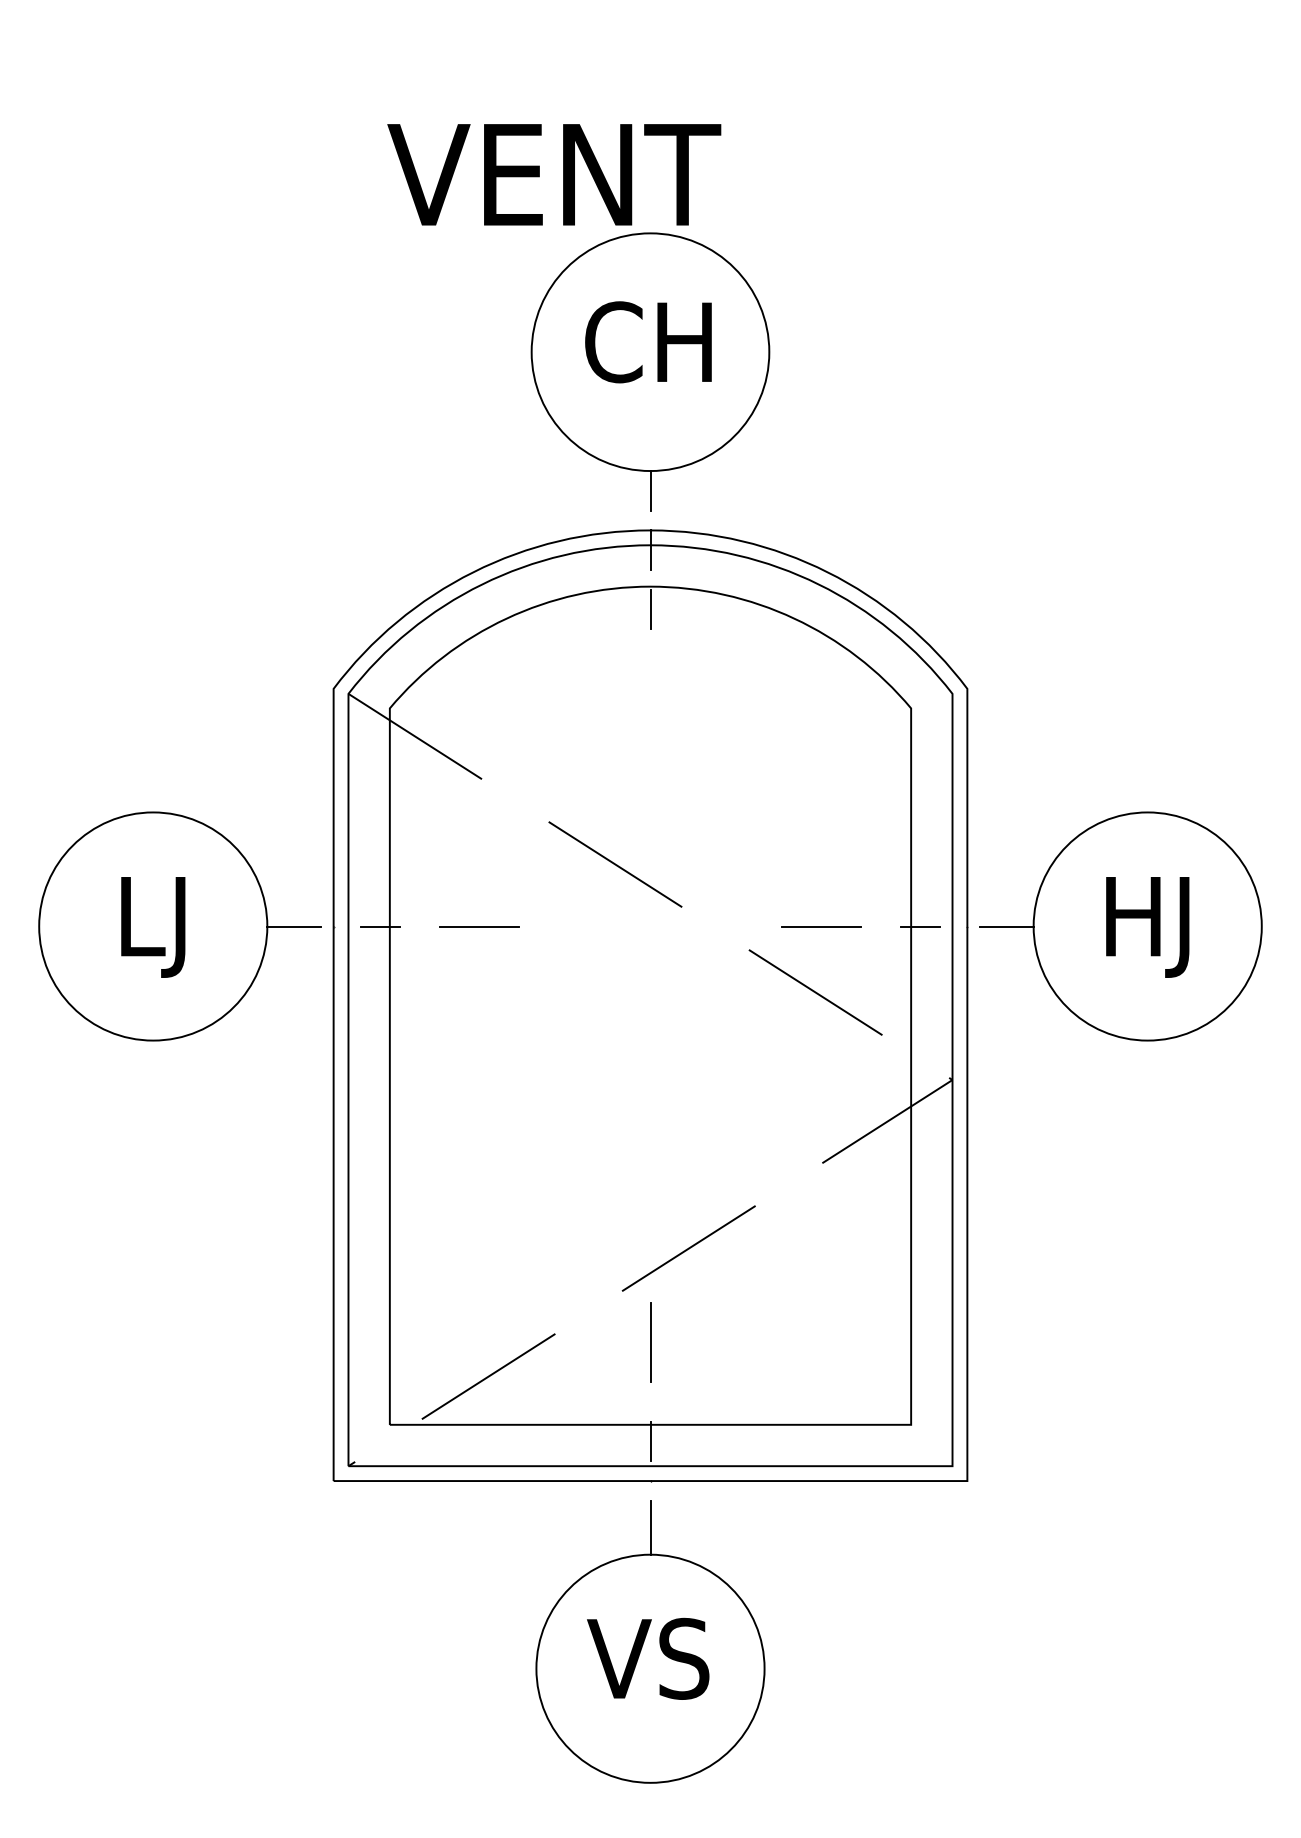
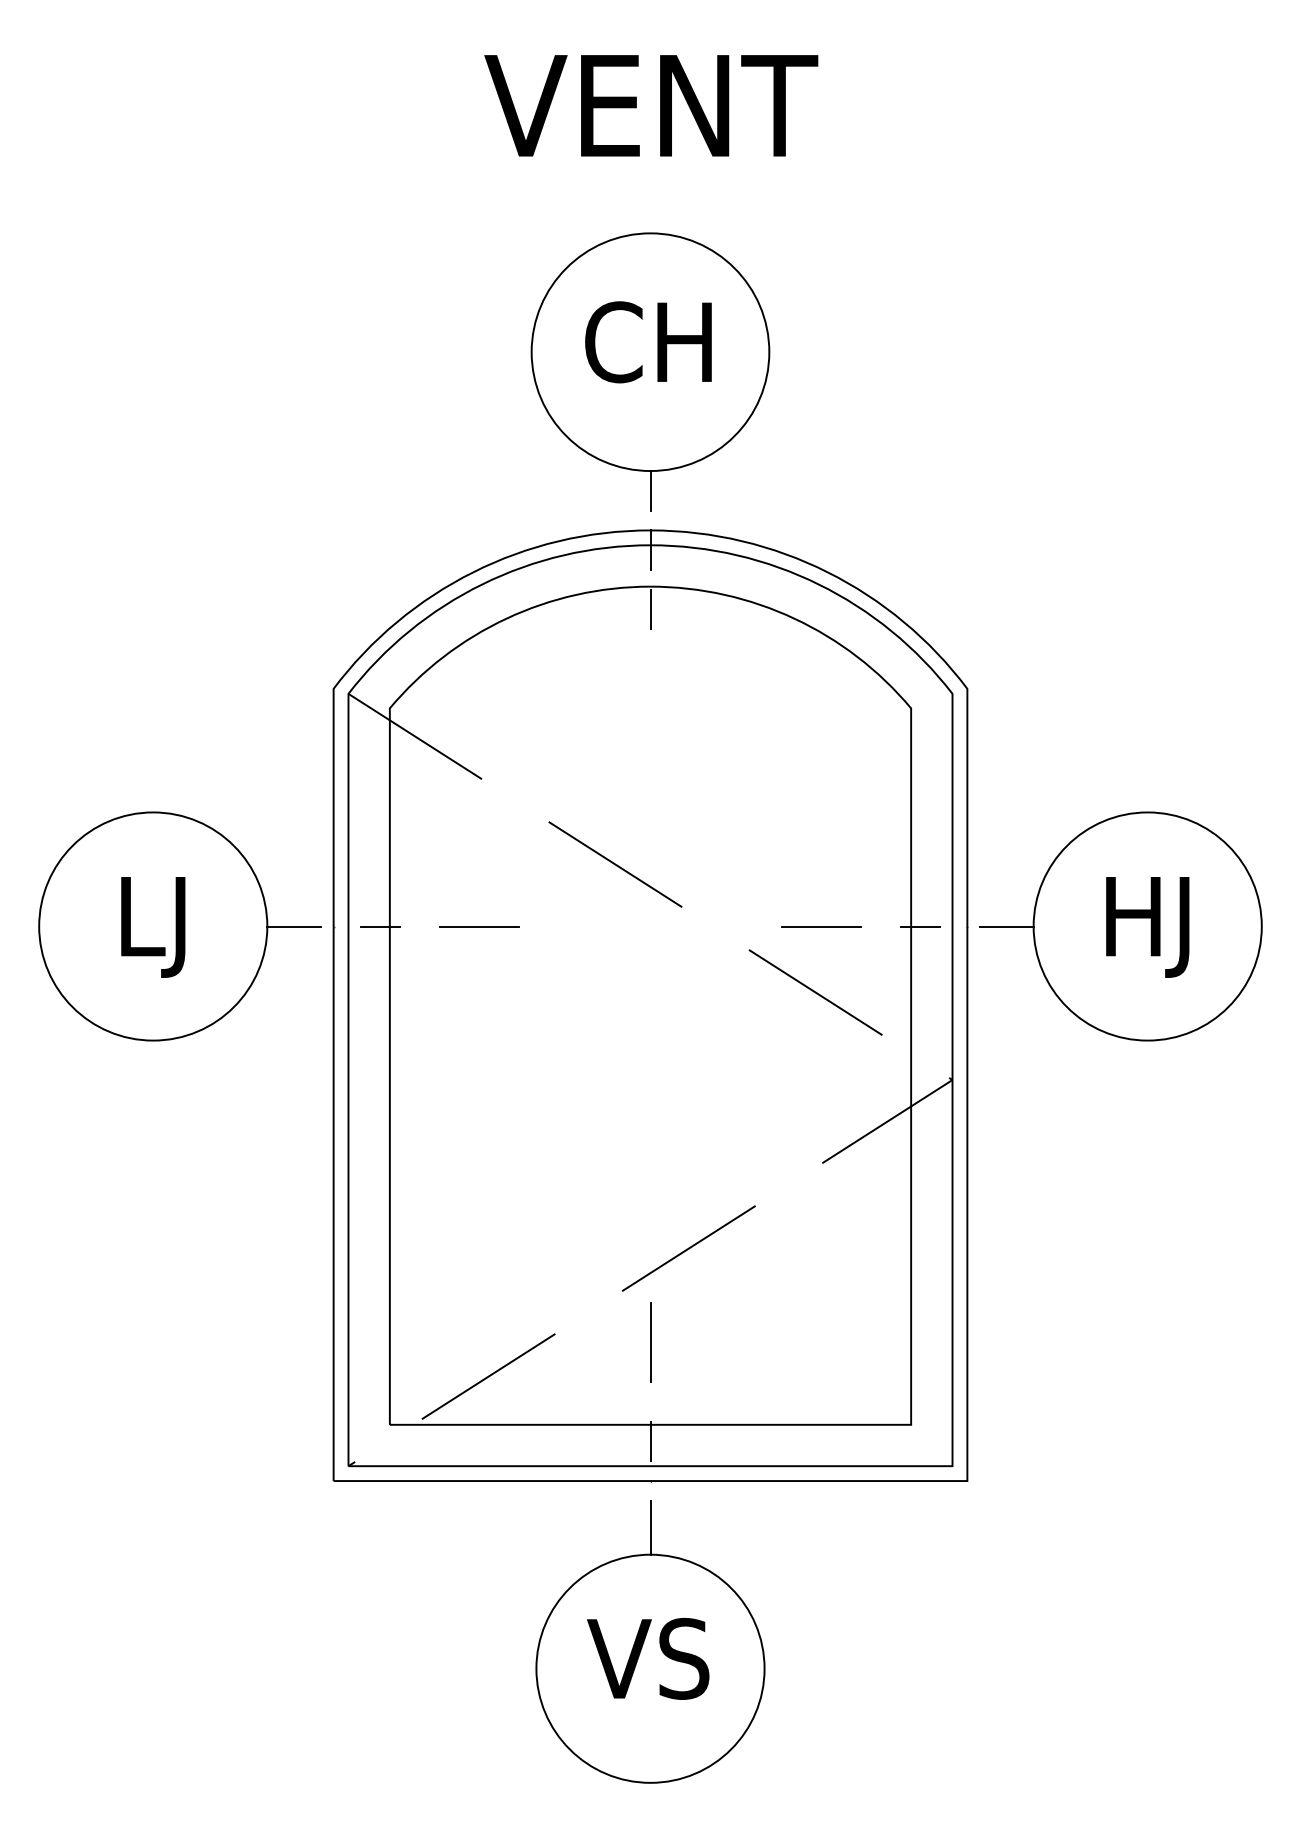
text position: (554, 174) -> (651, 105) (651, 105)
